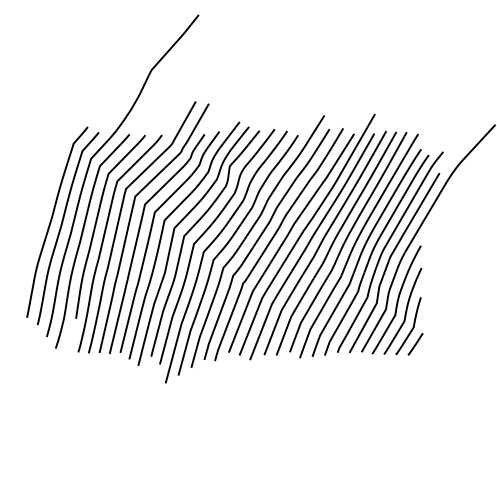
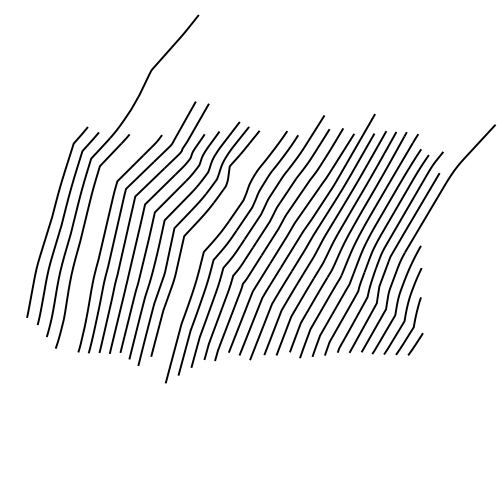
part: present -> none (97, 221)
part: present -> none (205, 233)
